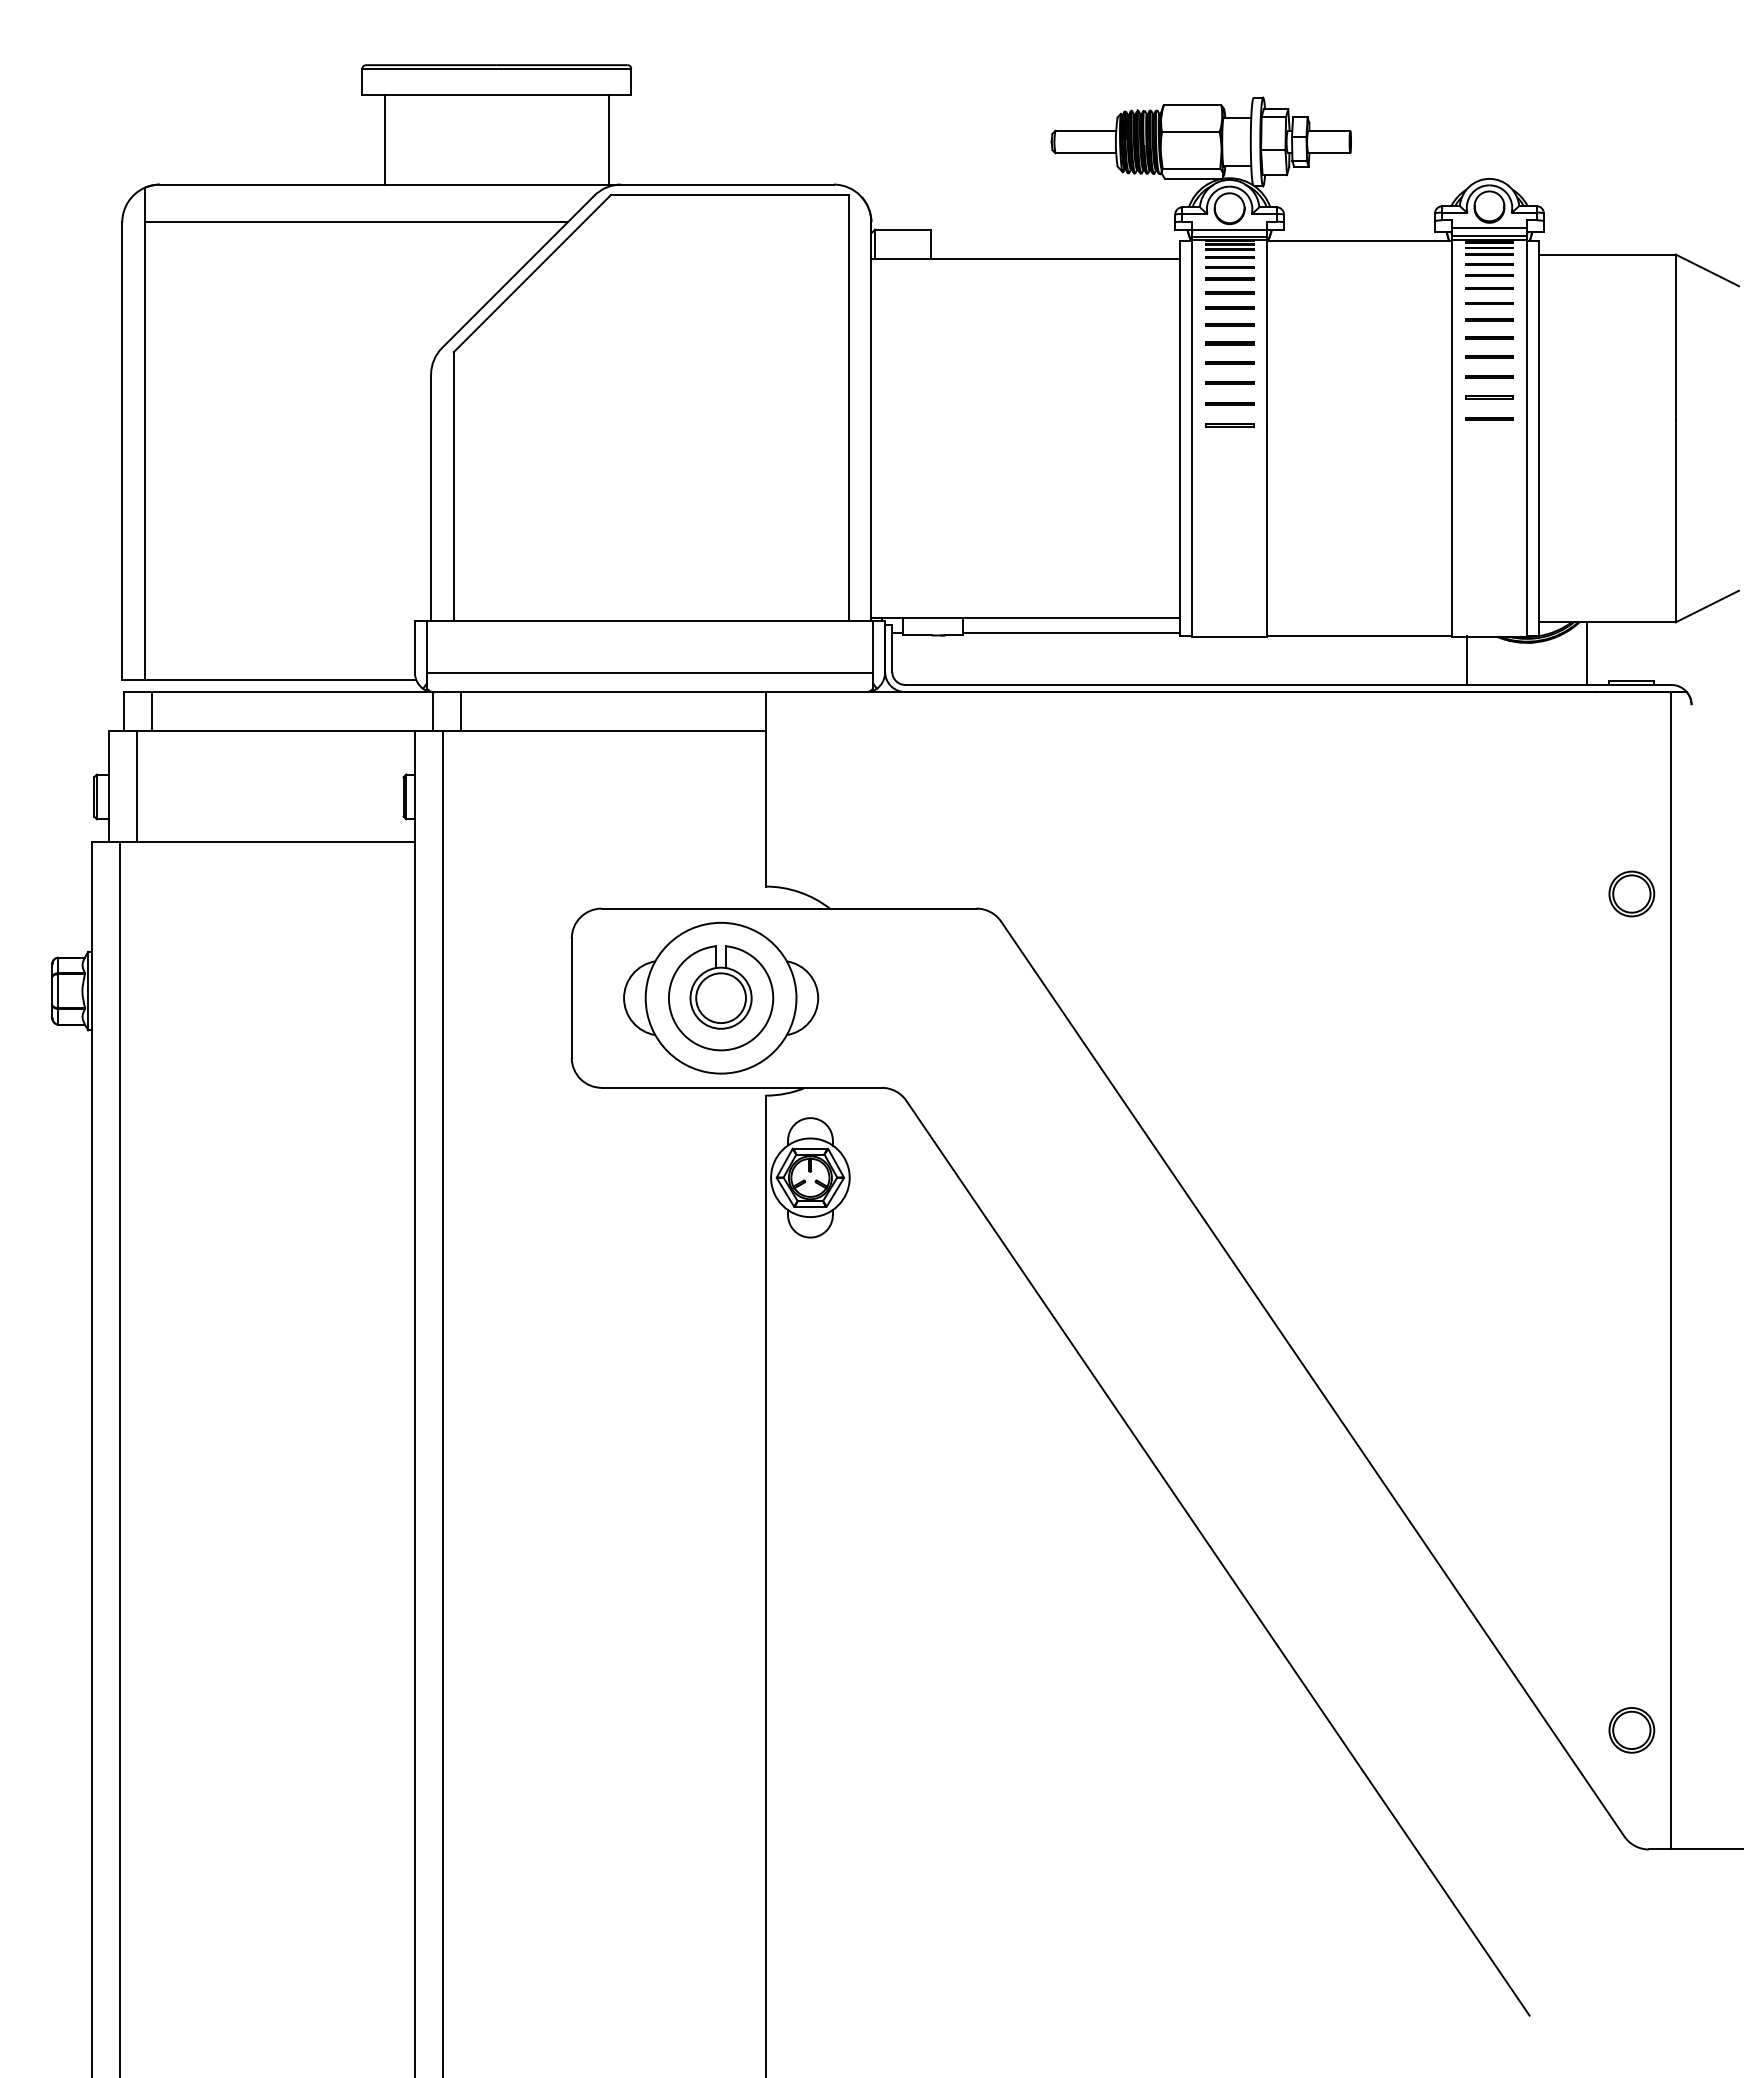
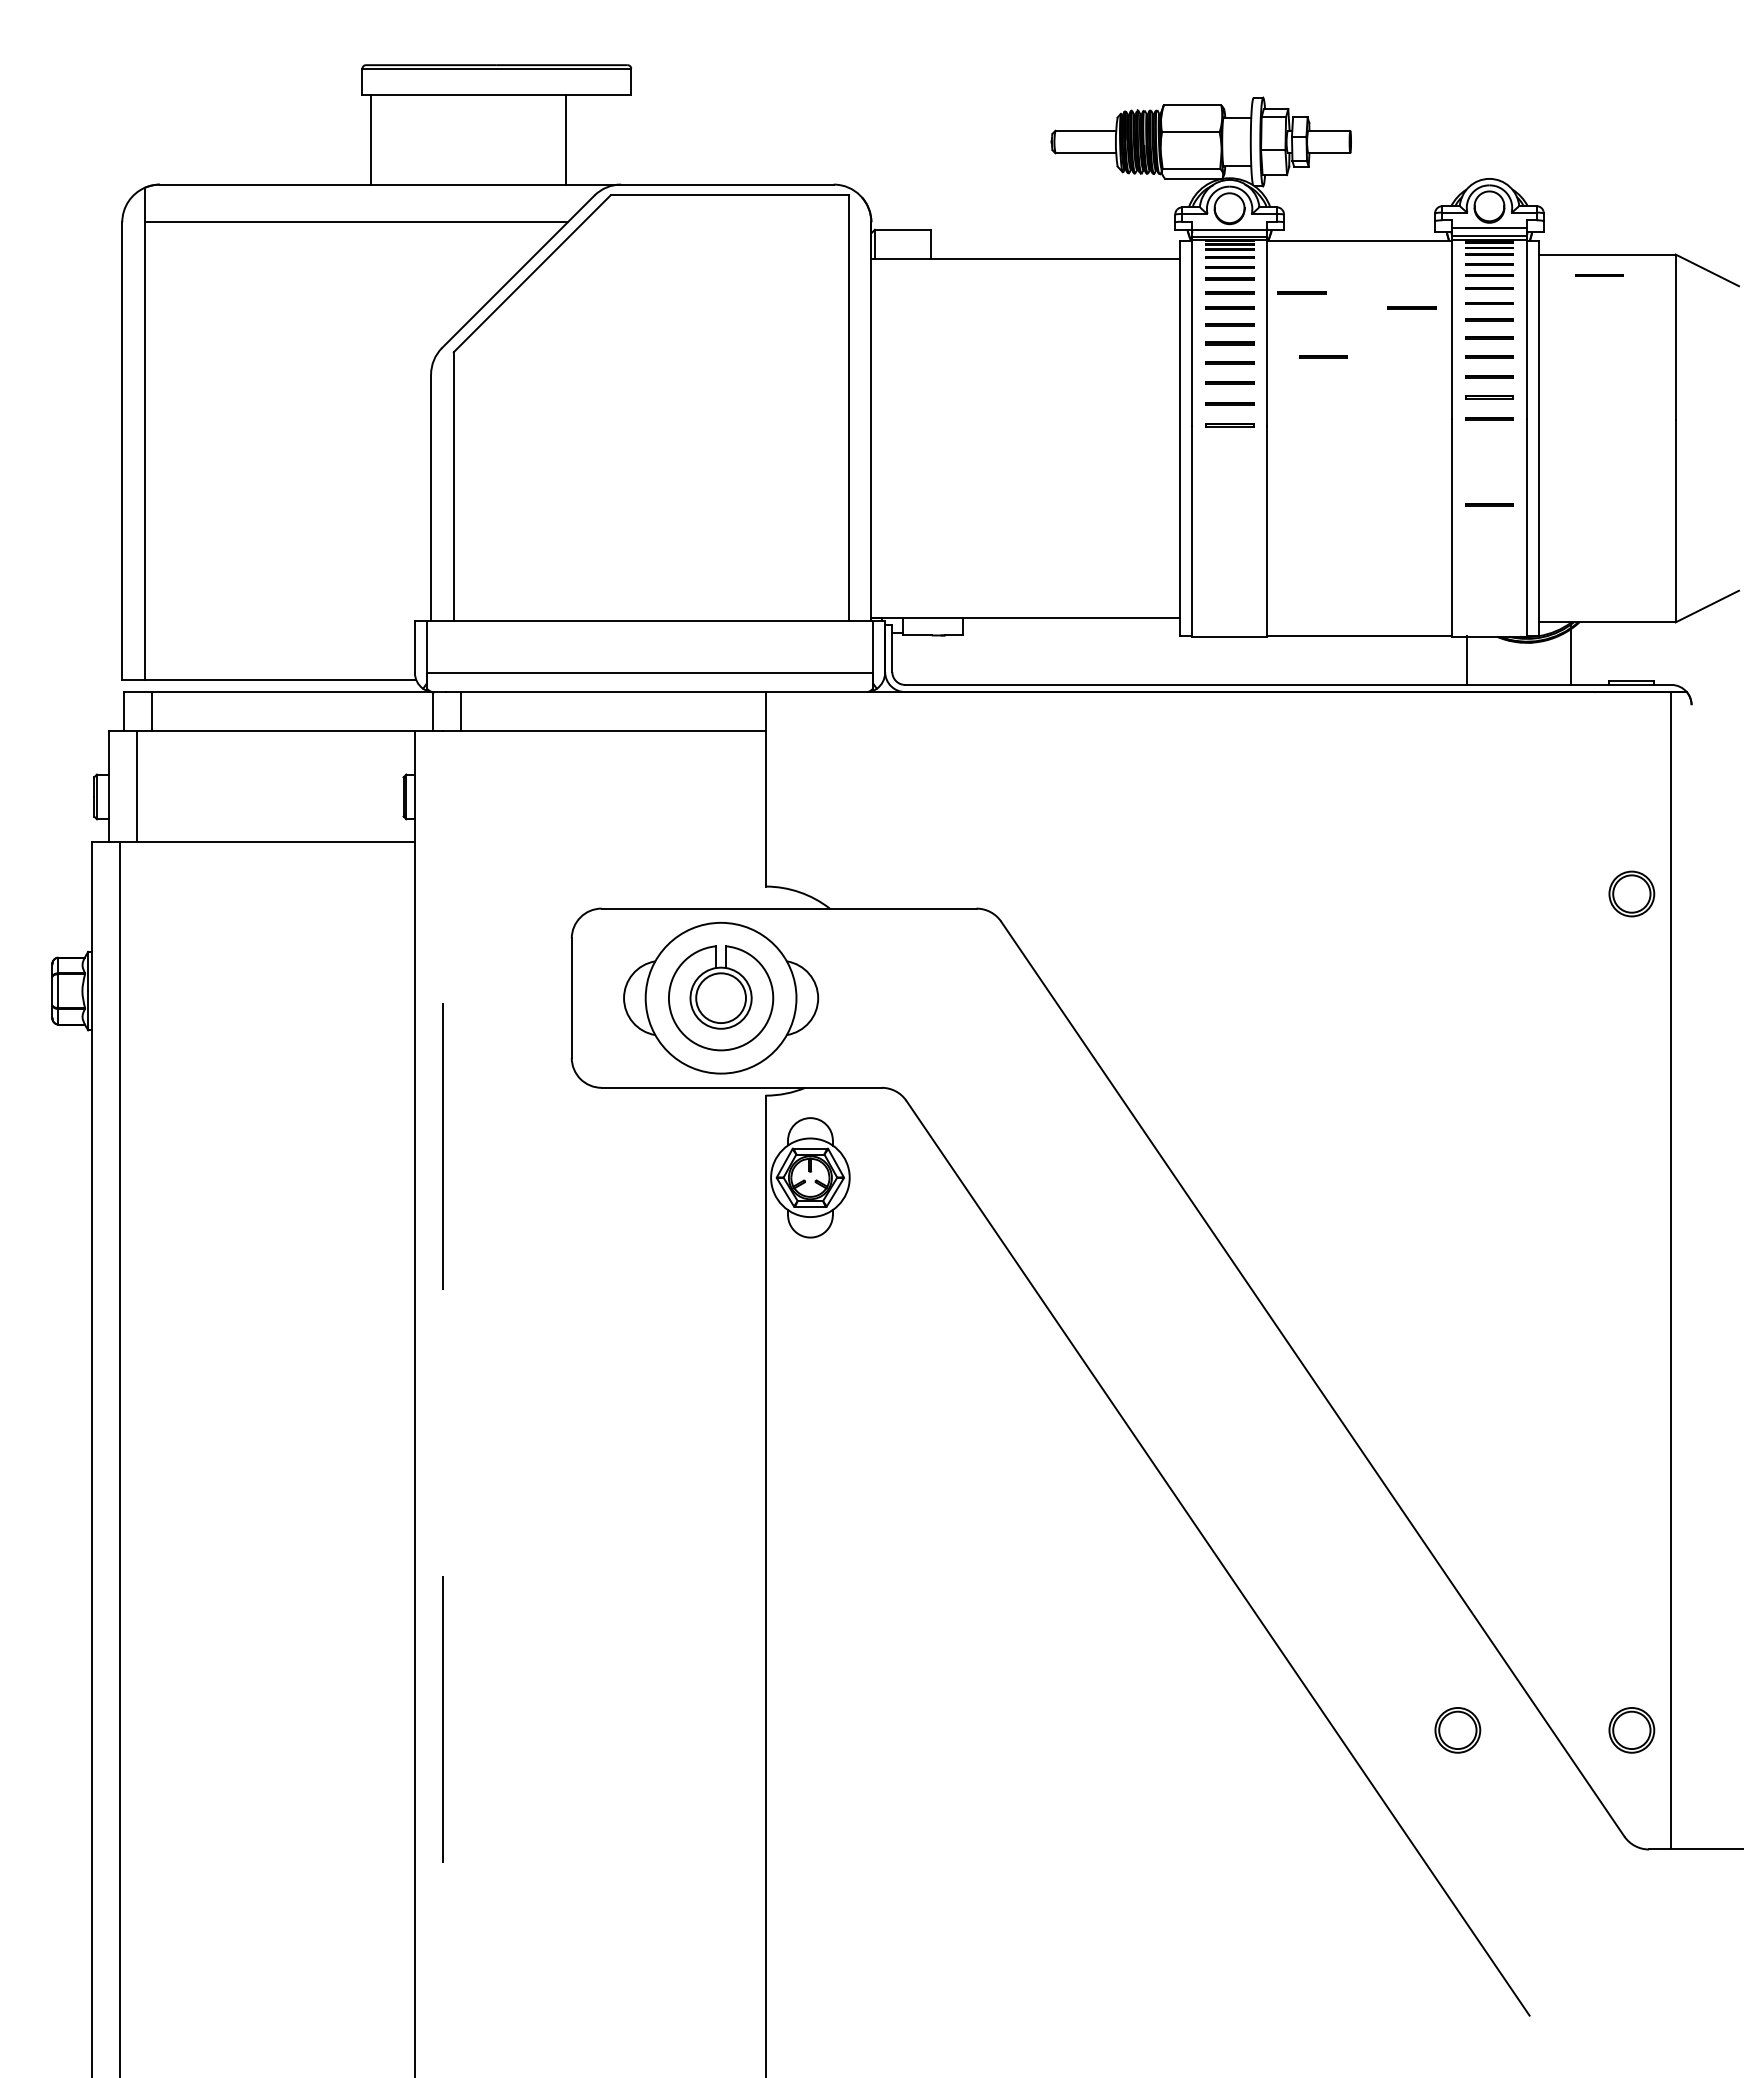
line position: (384, 139) -> (370, 139) (370, 139)
line position: (608, 139) -> (565, 139) (565, 139)
line: none -> present (1599, 275)
line: none -> present (1301, 292)
line: none -> present (1411, 307)
line: none -> present (1323, 356)
line: none -> present (1489, 504)
line: present -> none (1071, 632)
line position: (1586, 653) -> (1570, 653) (1570, 653)
line: solid -> dashed (442, 1404)
part: none -> present (1457, 1730)
